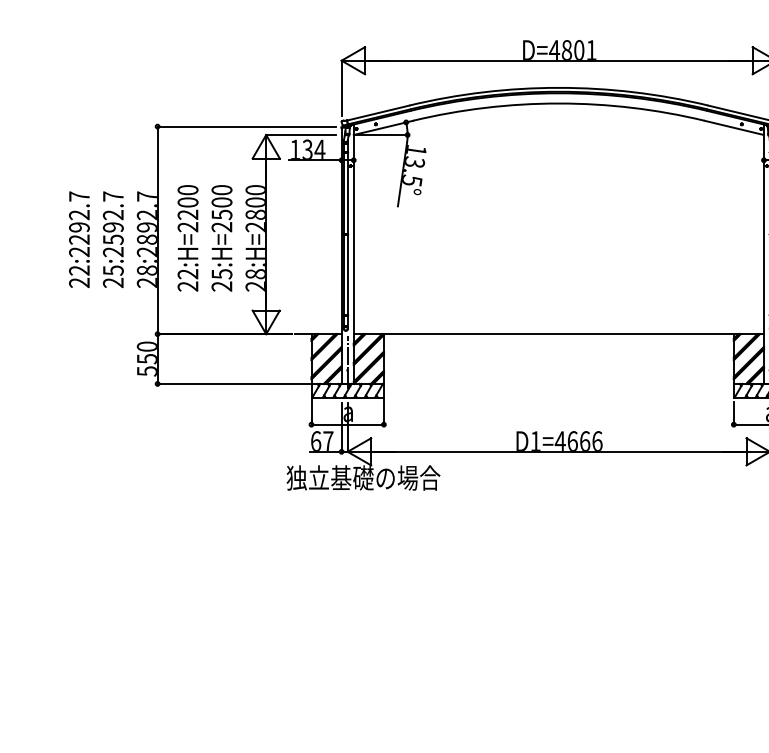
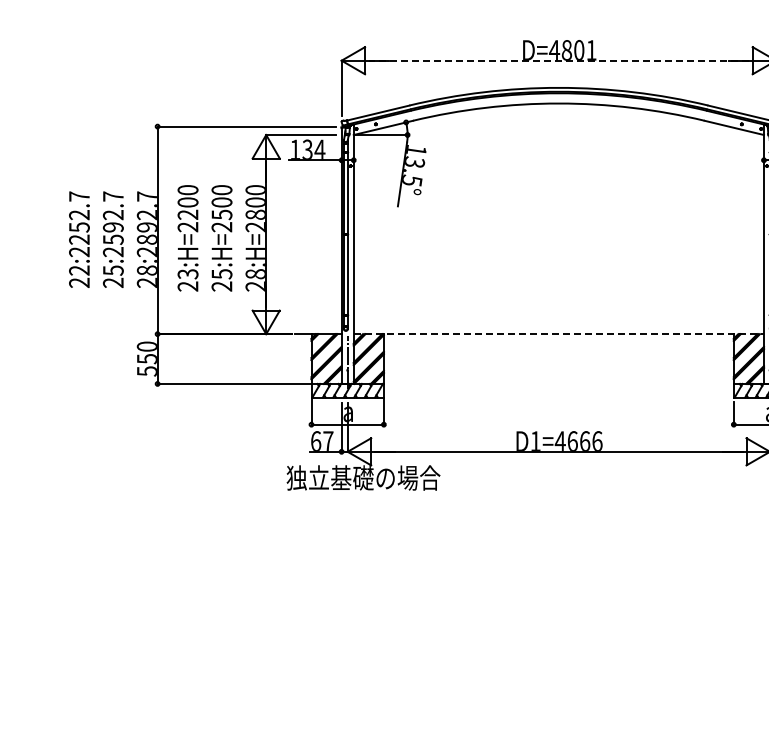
line: solid -> dashed (558, 60)
text: 22:2292.7 -> 22:2252.7 (79, 227)
text: 22:H=2200 -> 23:H=2200 (188, 274)
line: solid -> dashed (559, 334)
